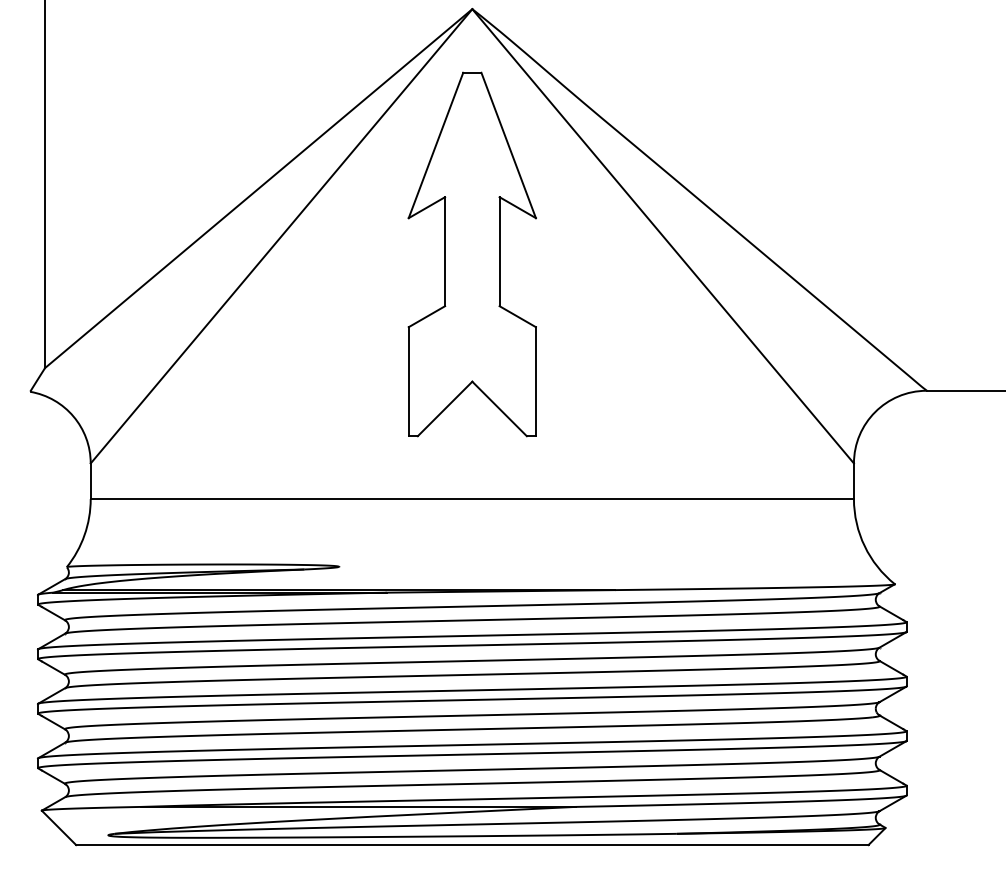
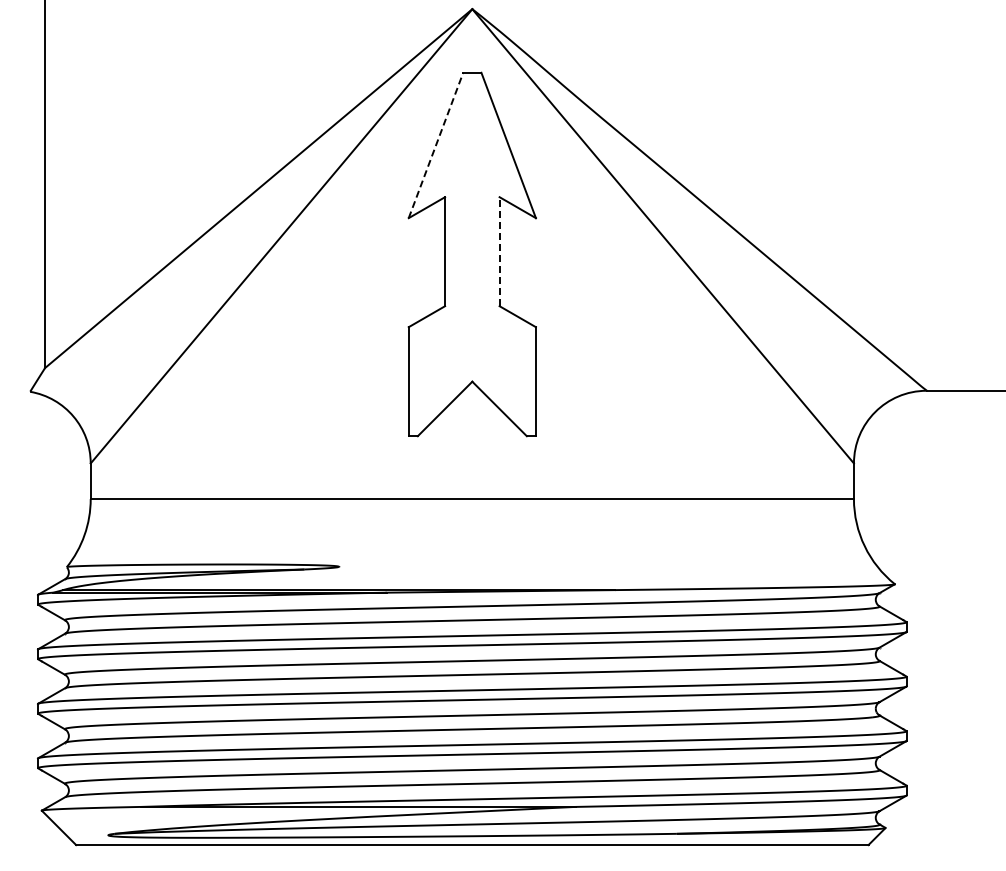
line: solid -> dashed (436, 145)
line: solid -> dashed (499, 251)
